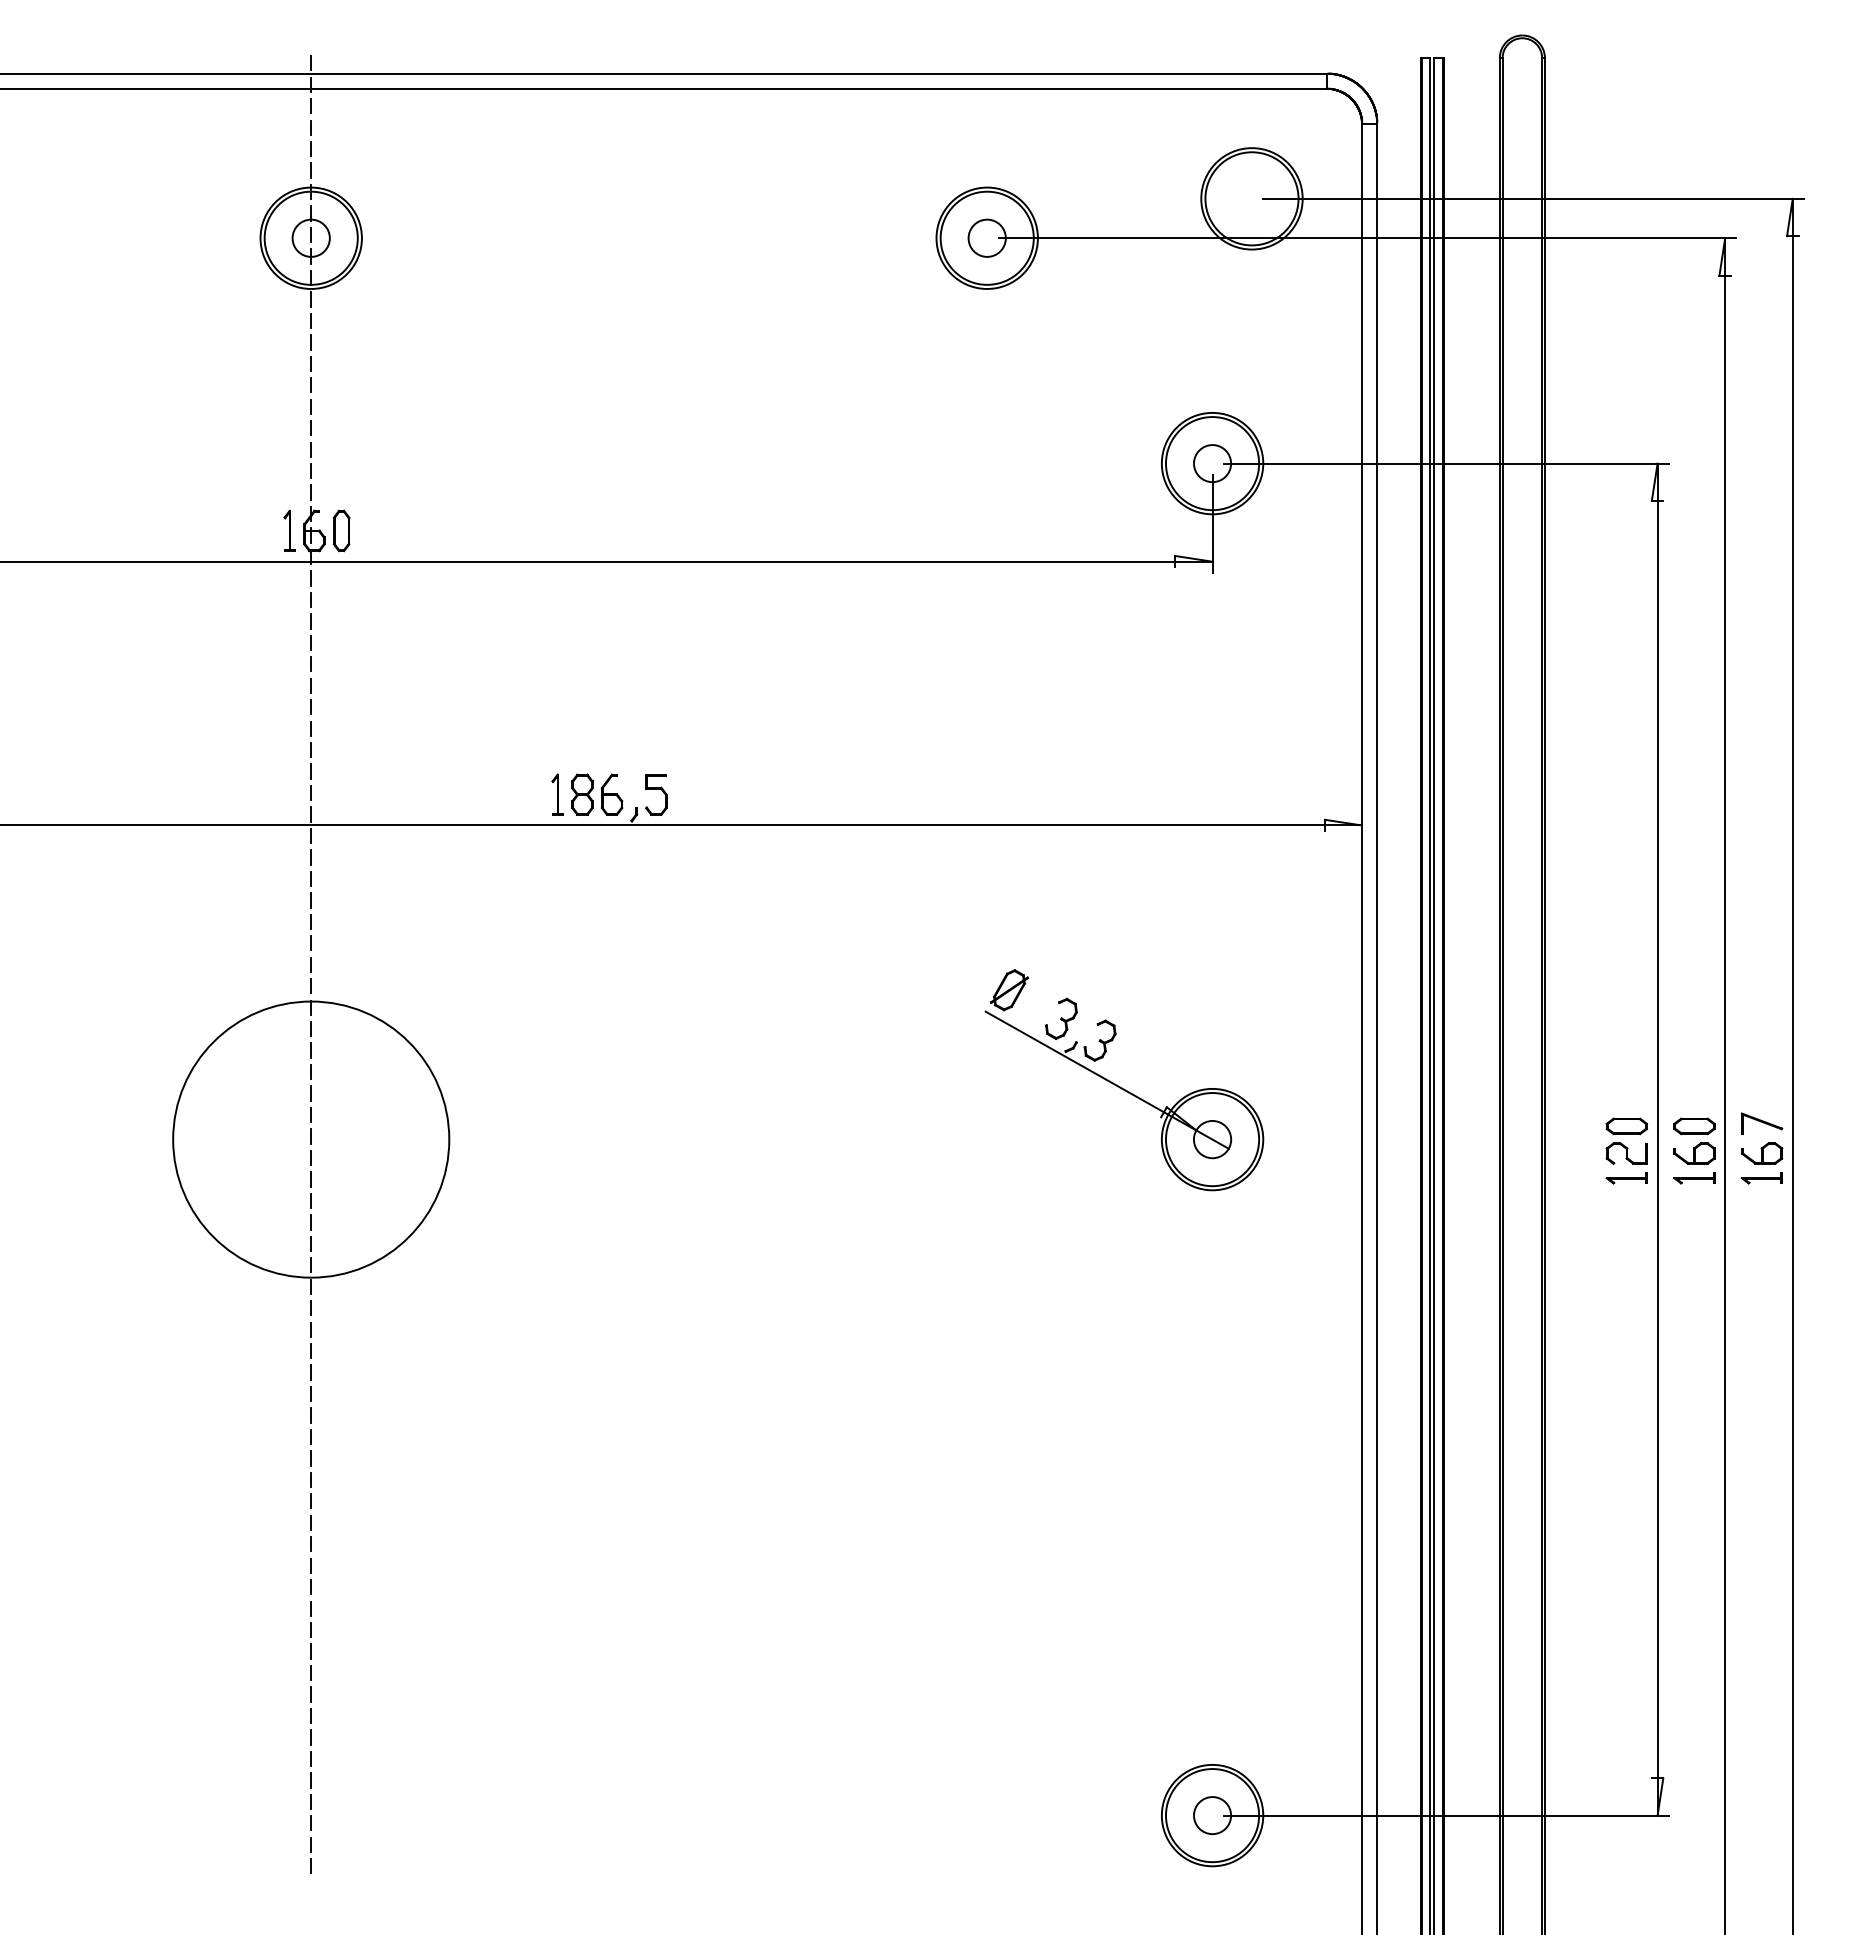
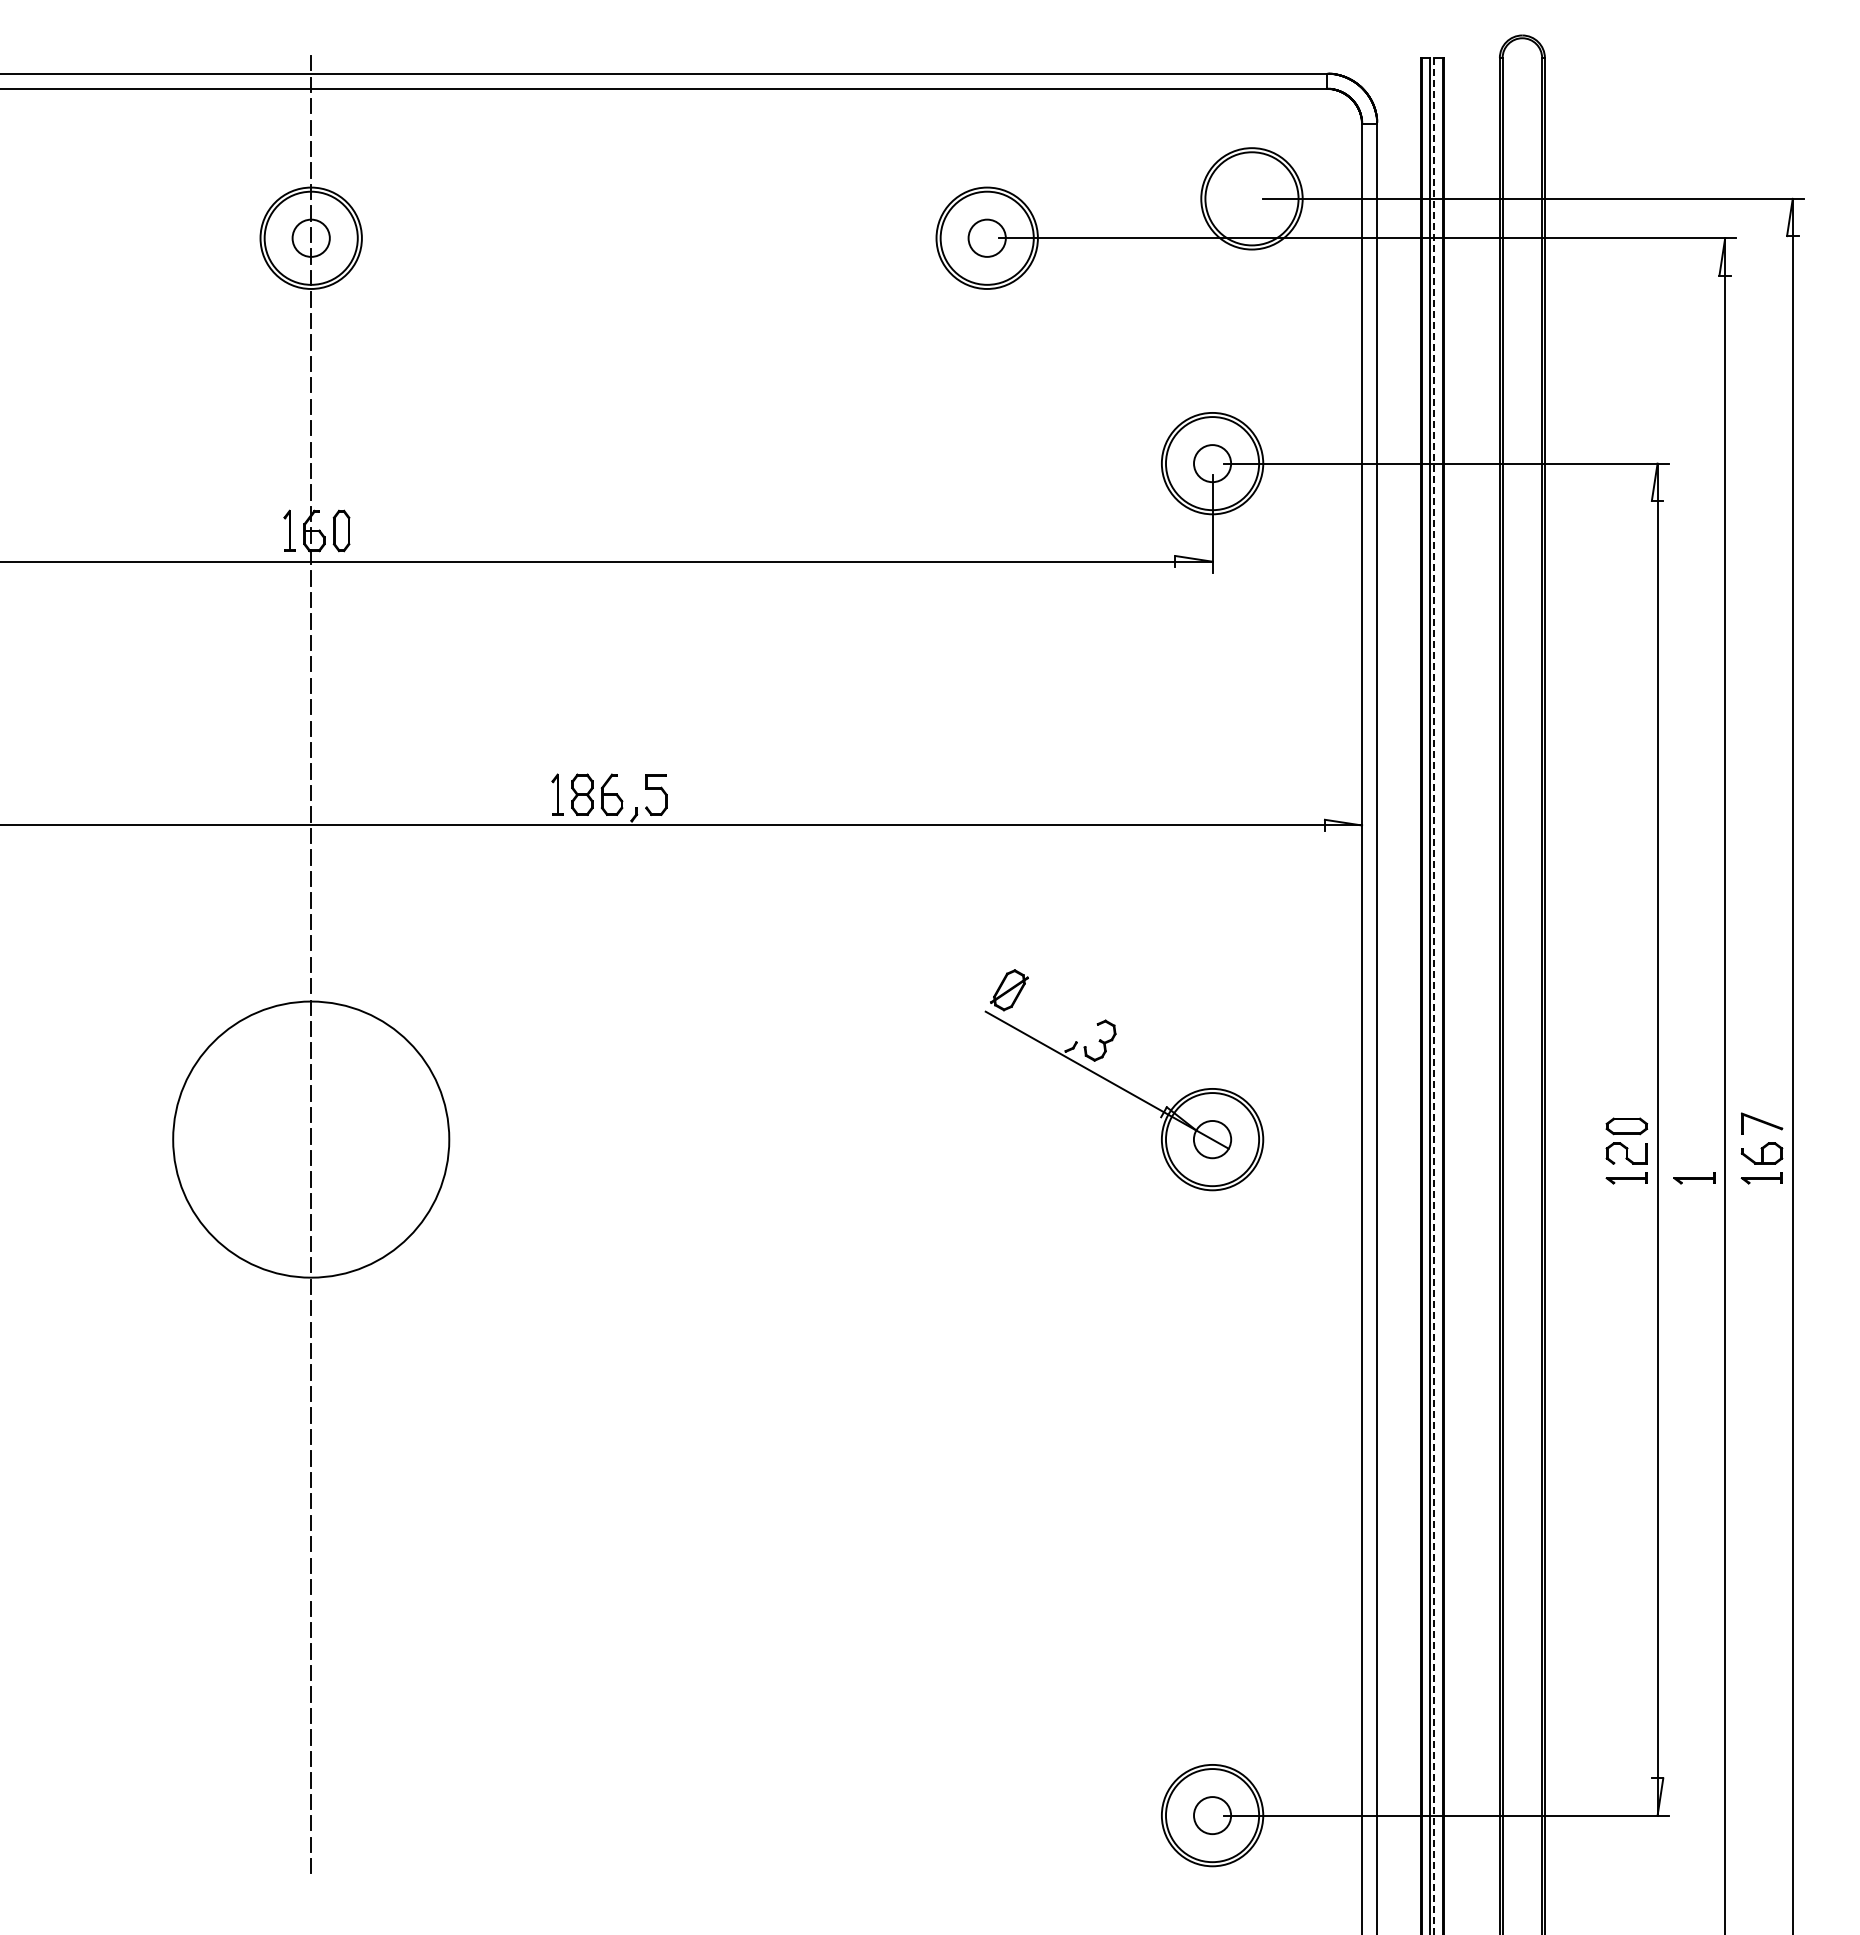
line: solid -> dashed (1434, 995)
part: present -> none (1061, 1018)
part: present -> none (1694, 1140)
